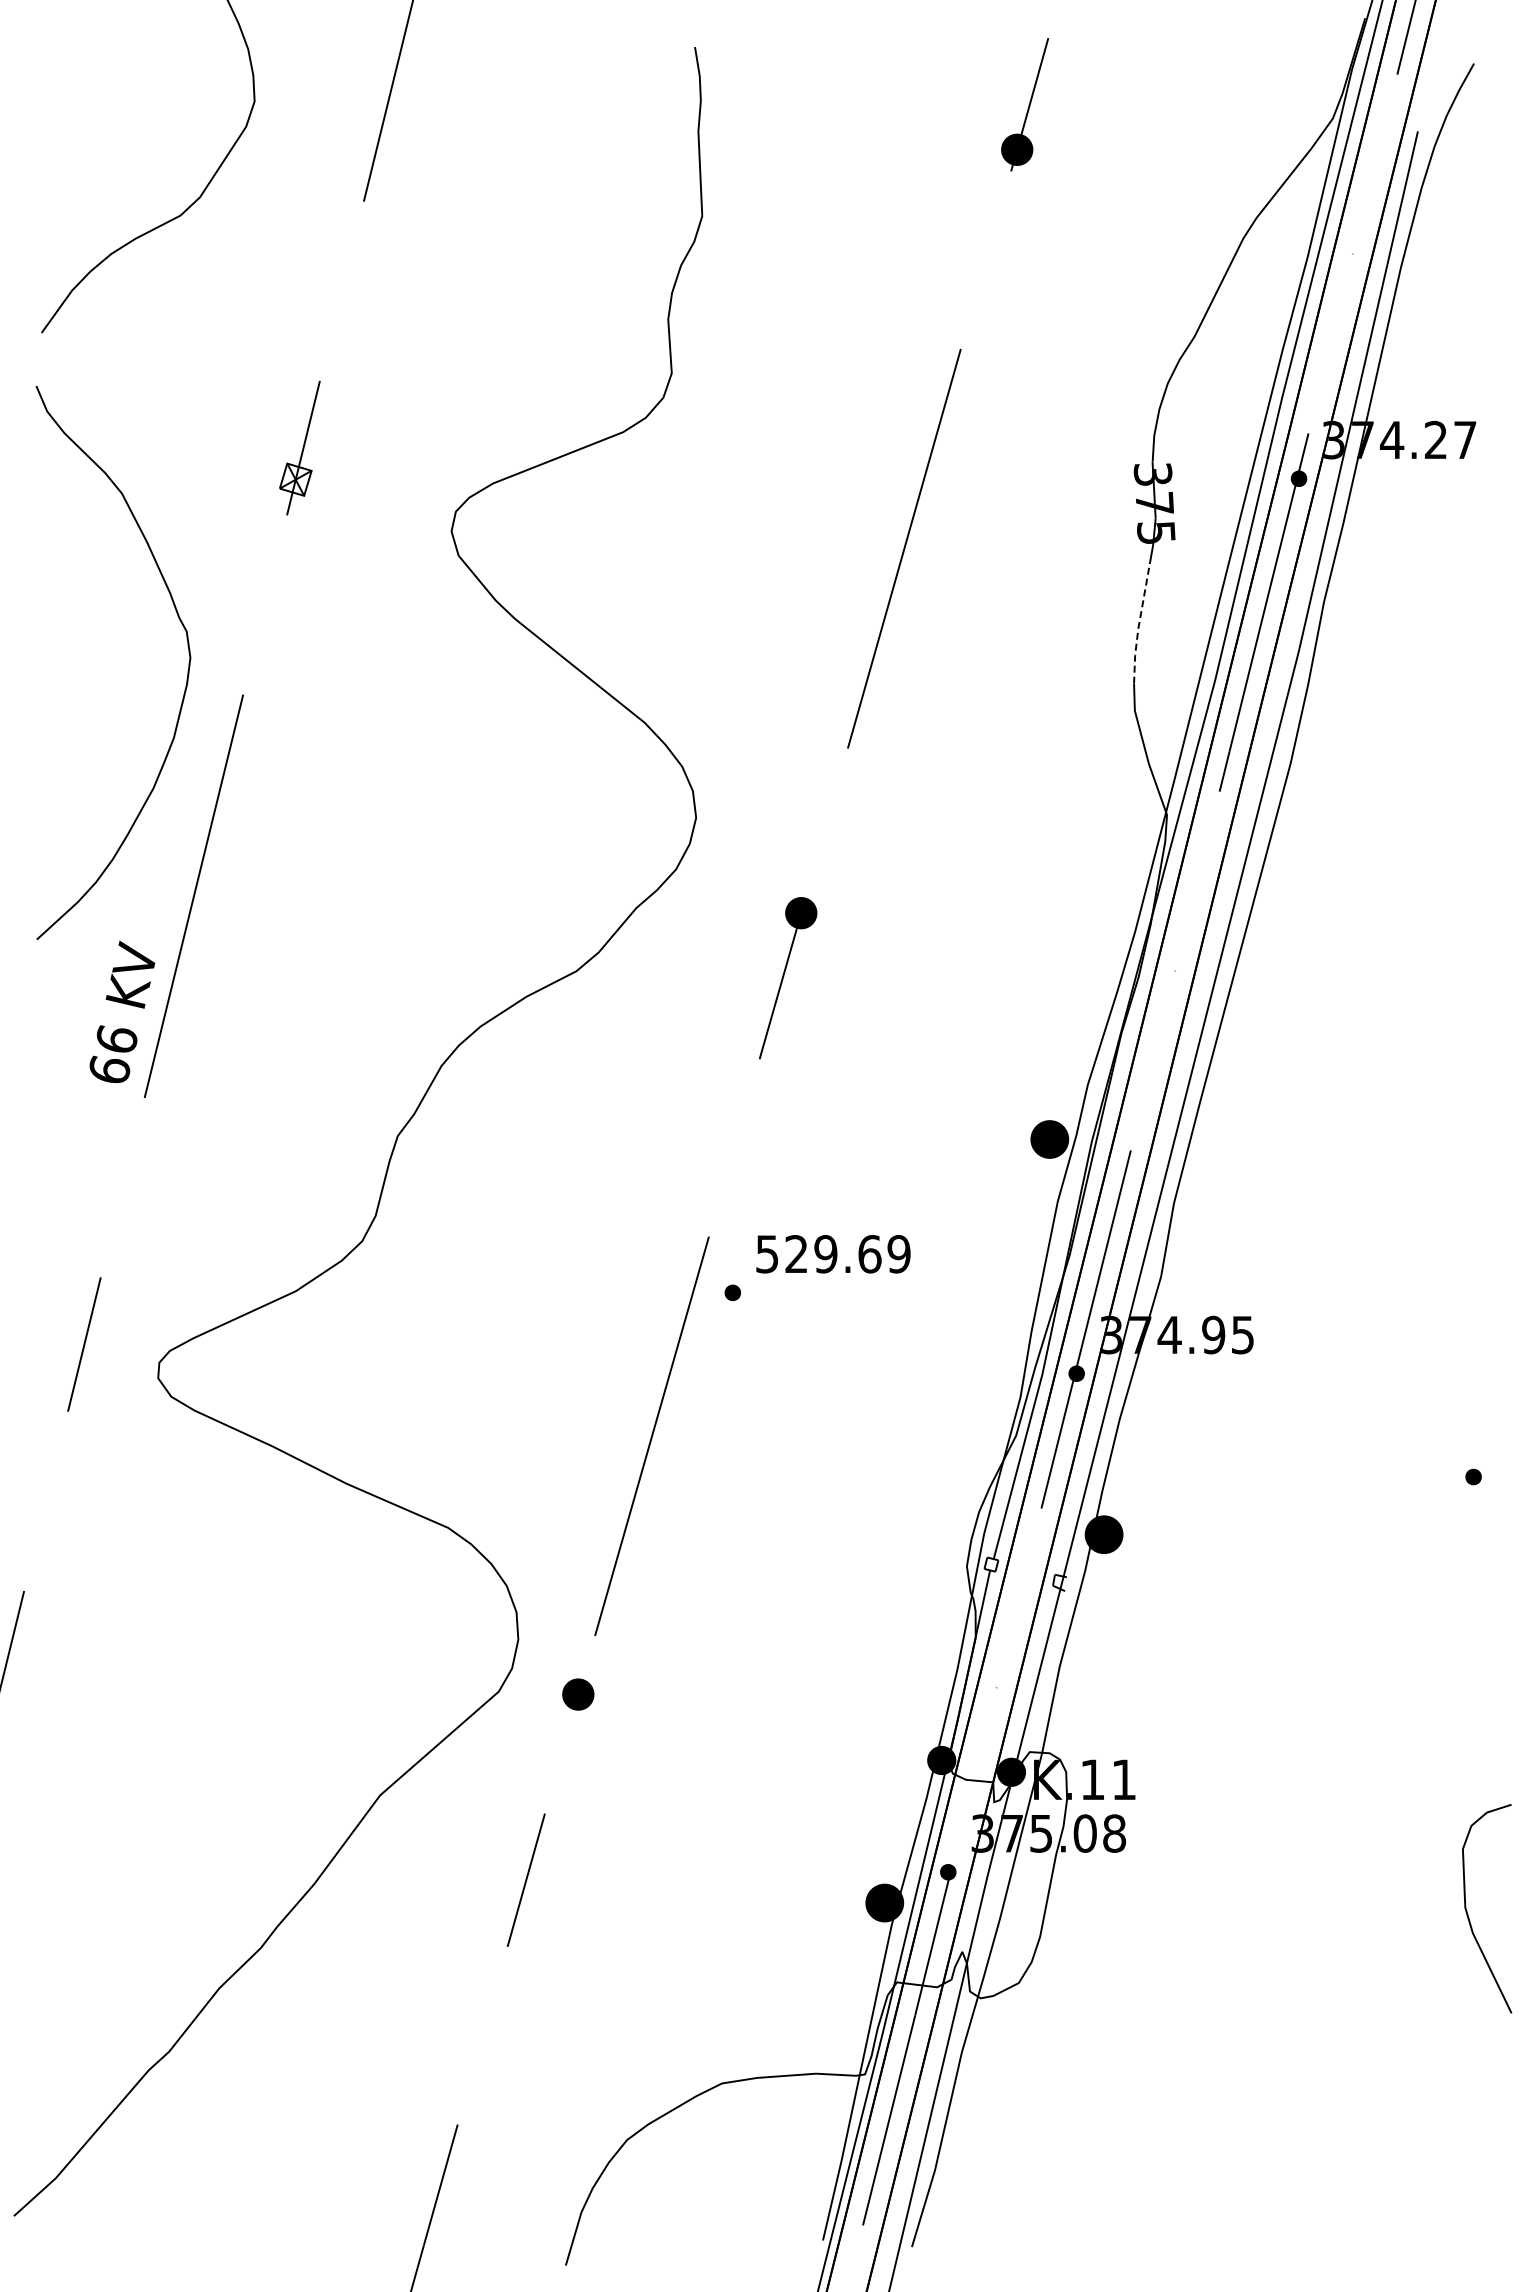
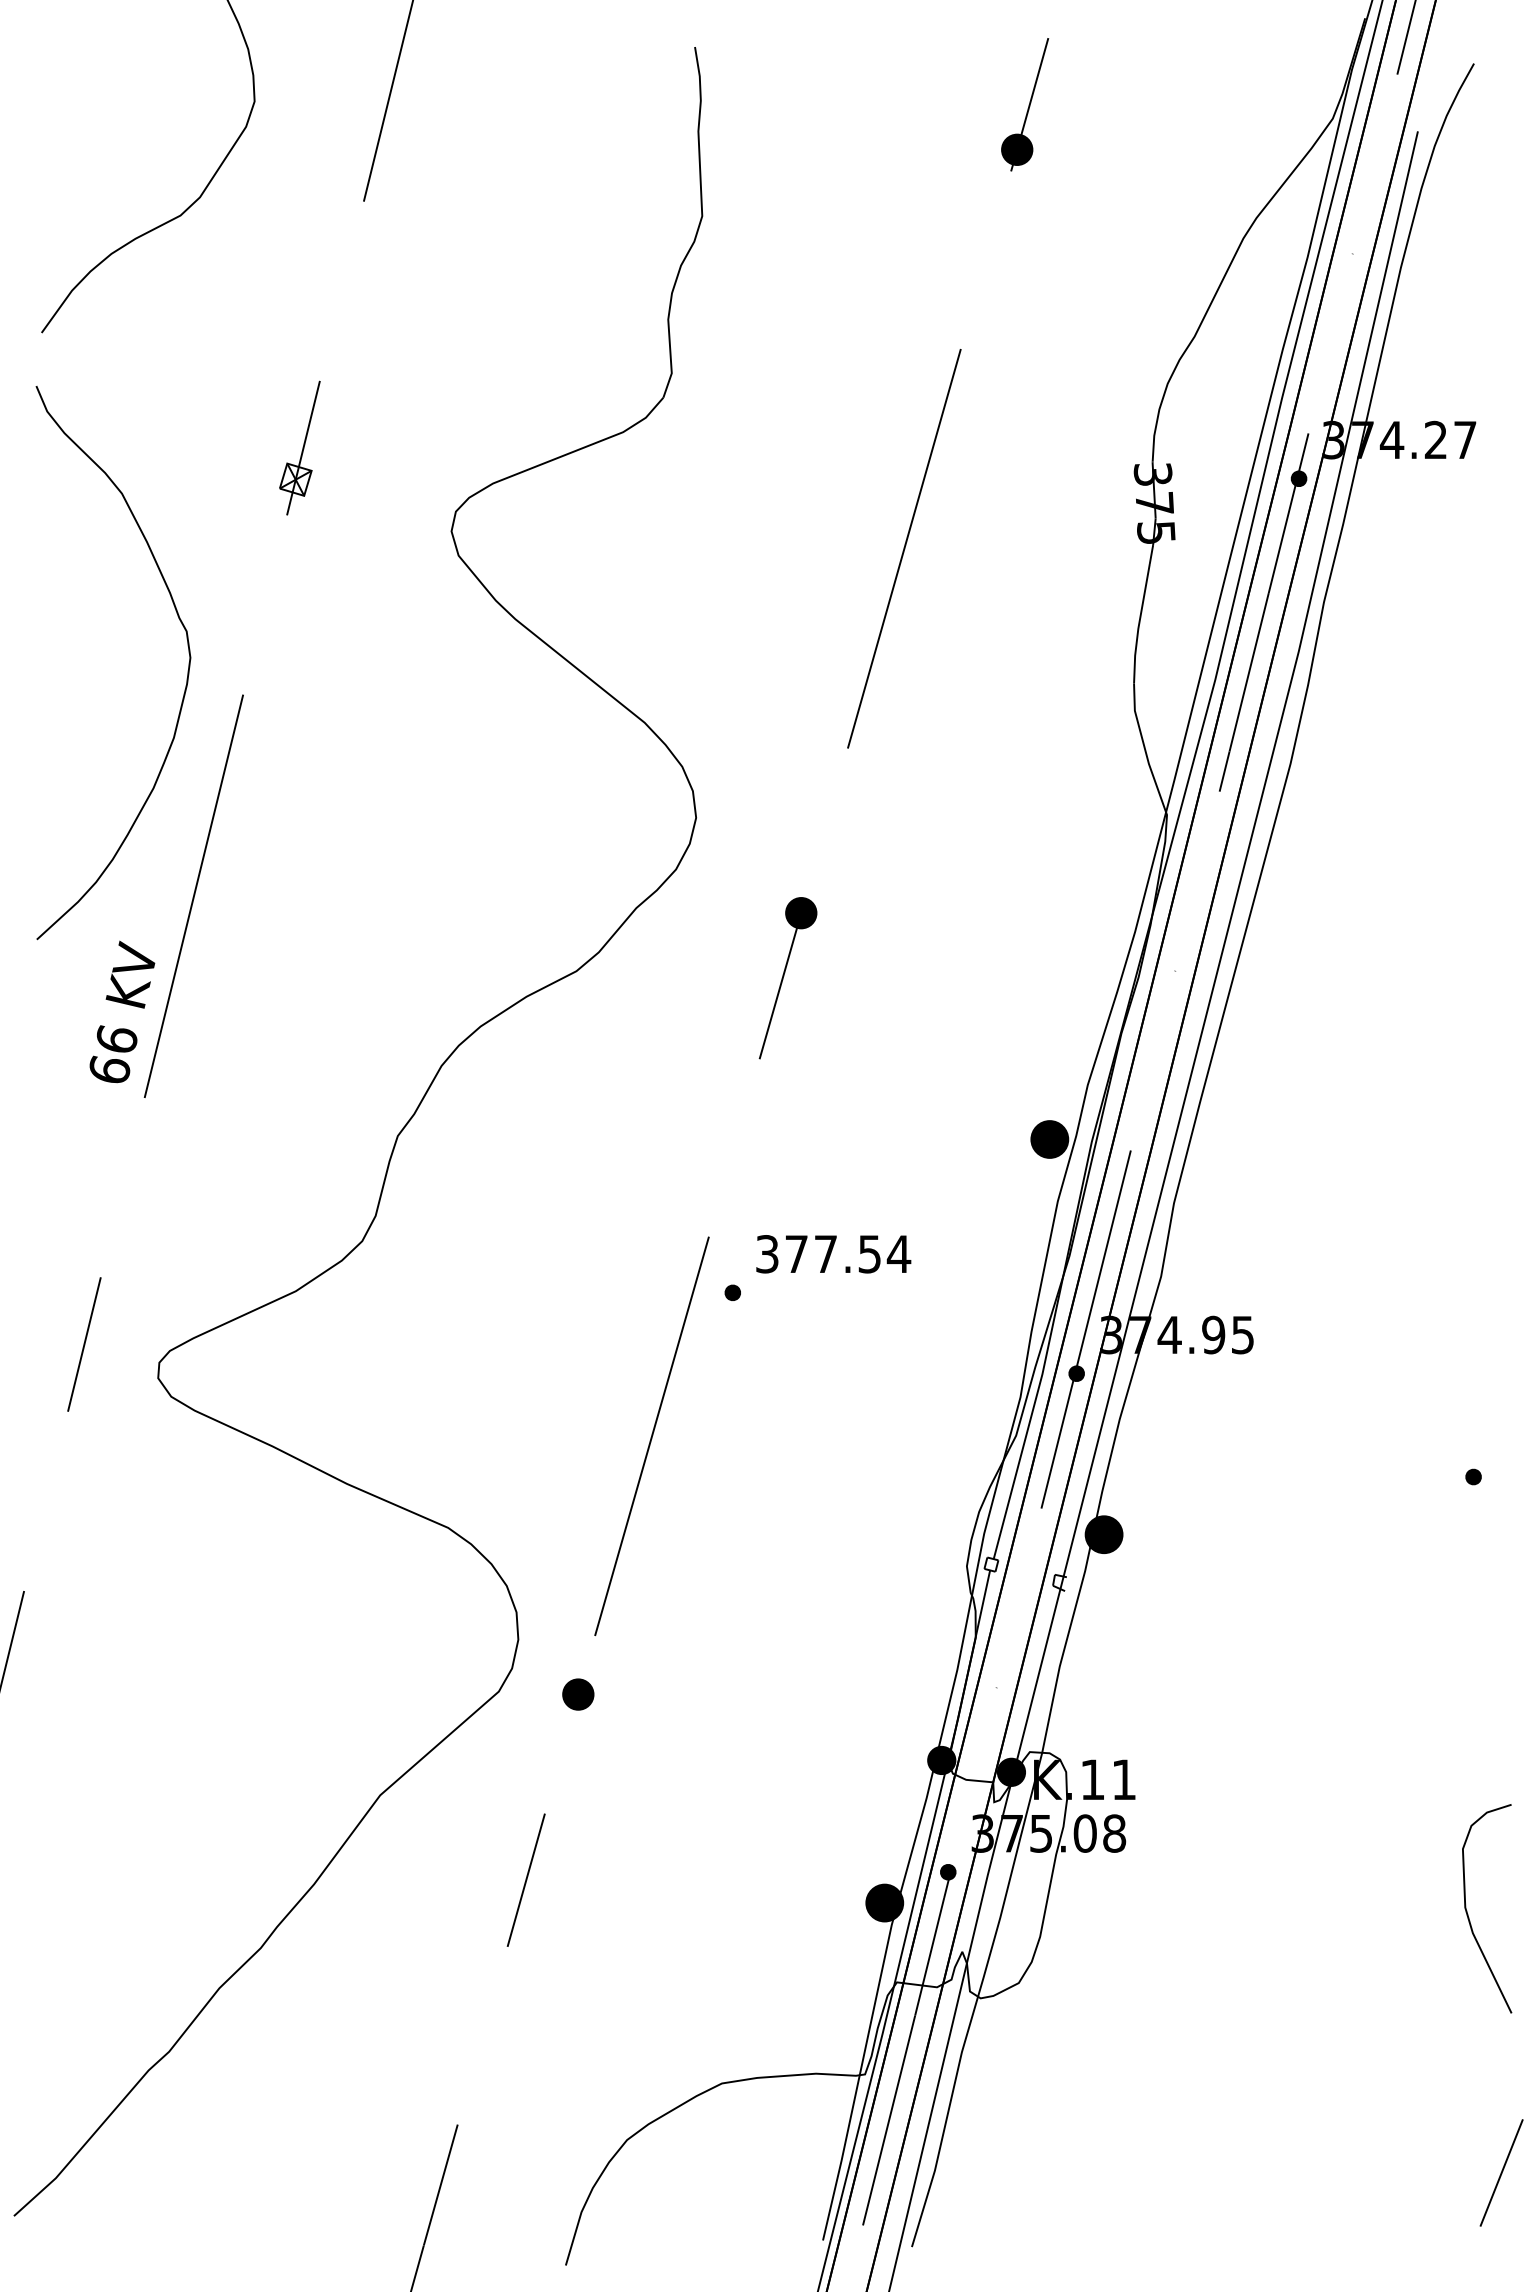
line: dashed -> solid (1139, 624)
text: 529.69 -> 377.54 (834, 1254)
line: none -> present (1501, 2172)
